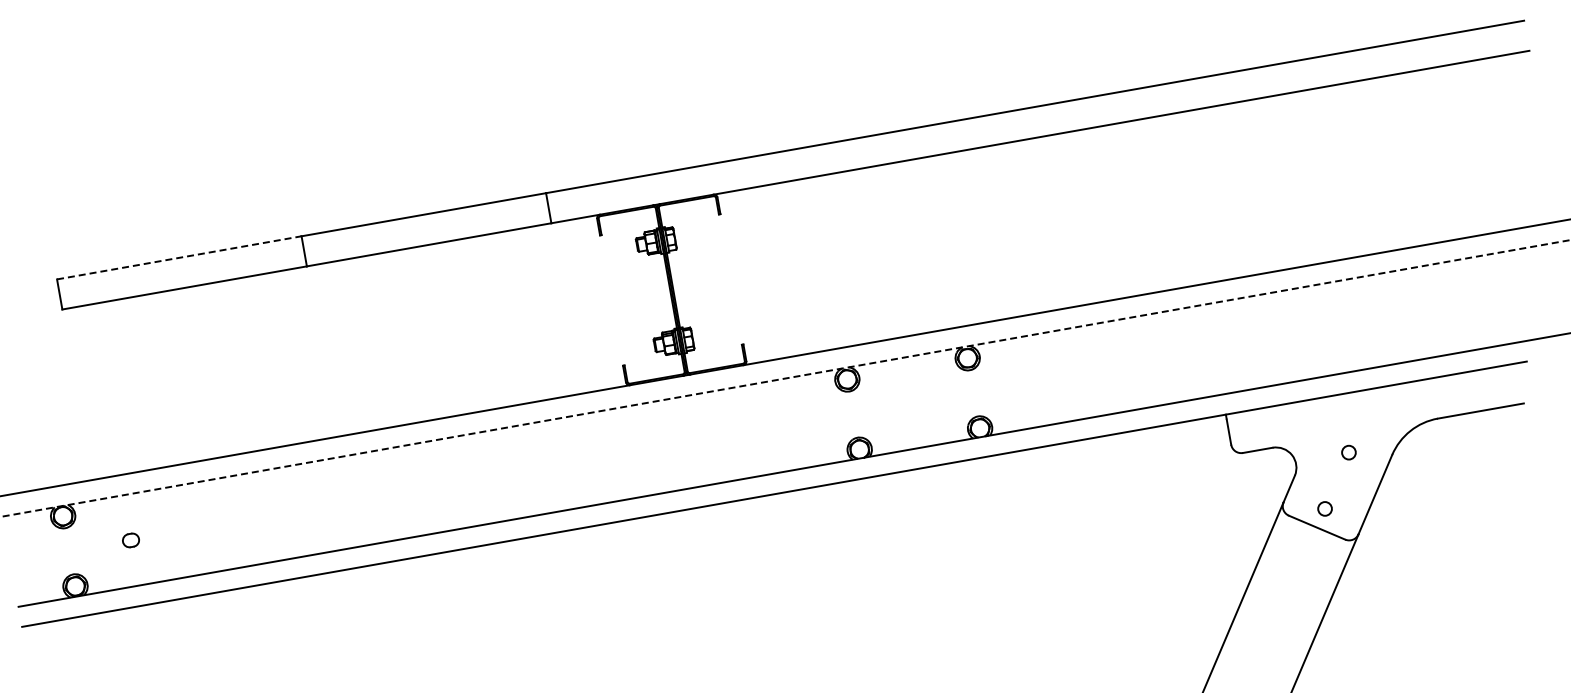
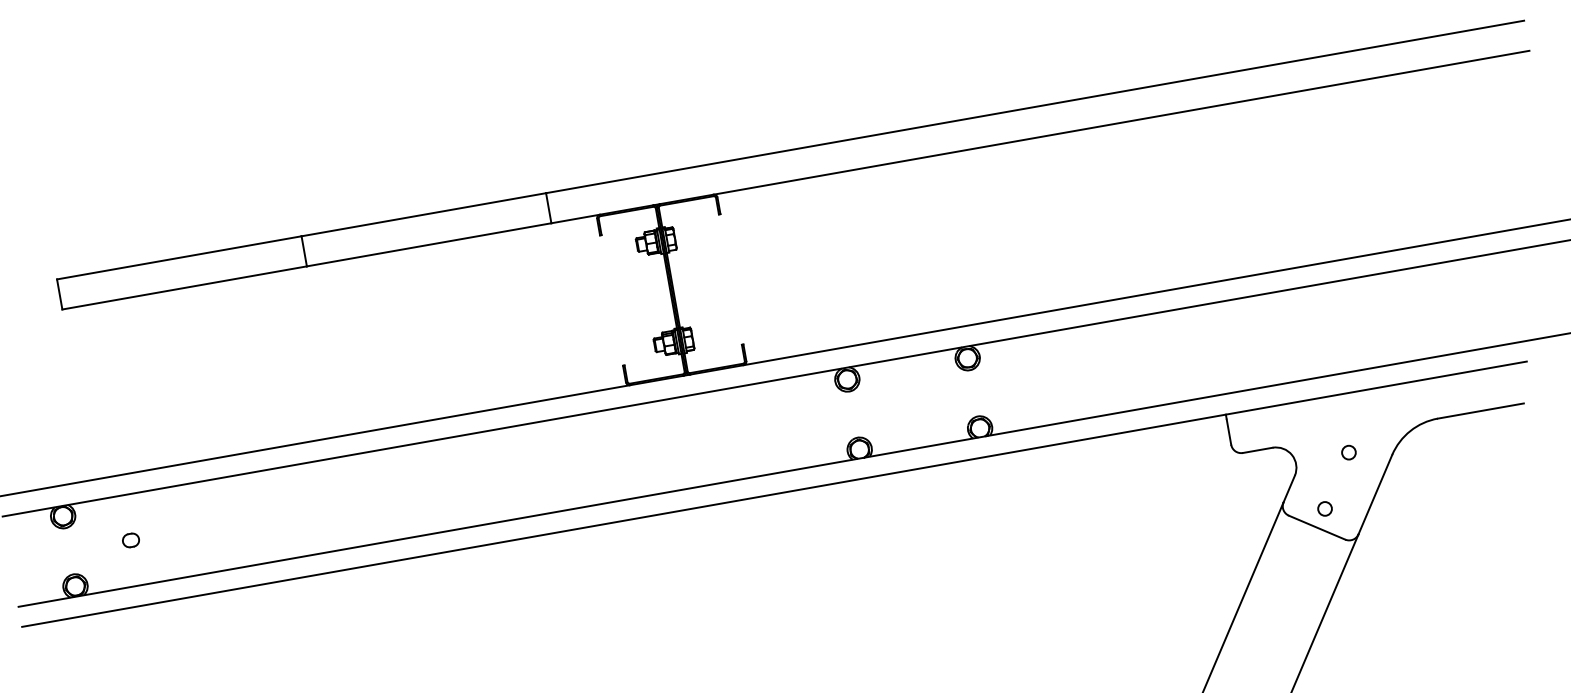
line: dashed -> solid (179, 257)
line: dashed -> solid (786, 378)
